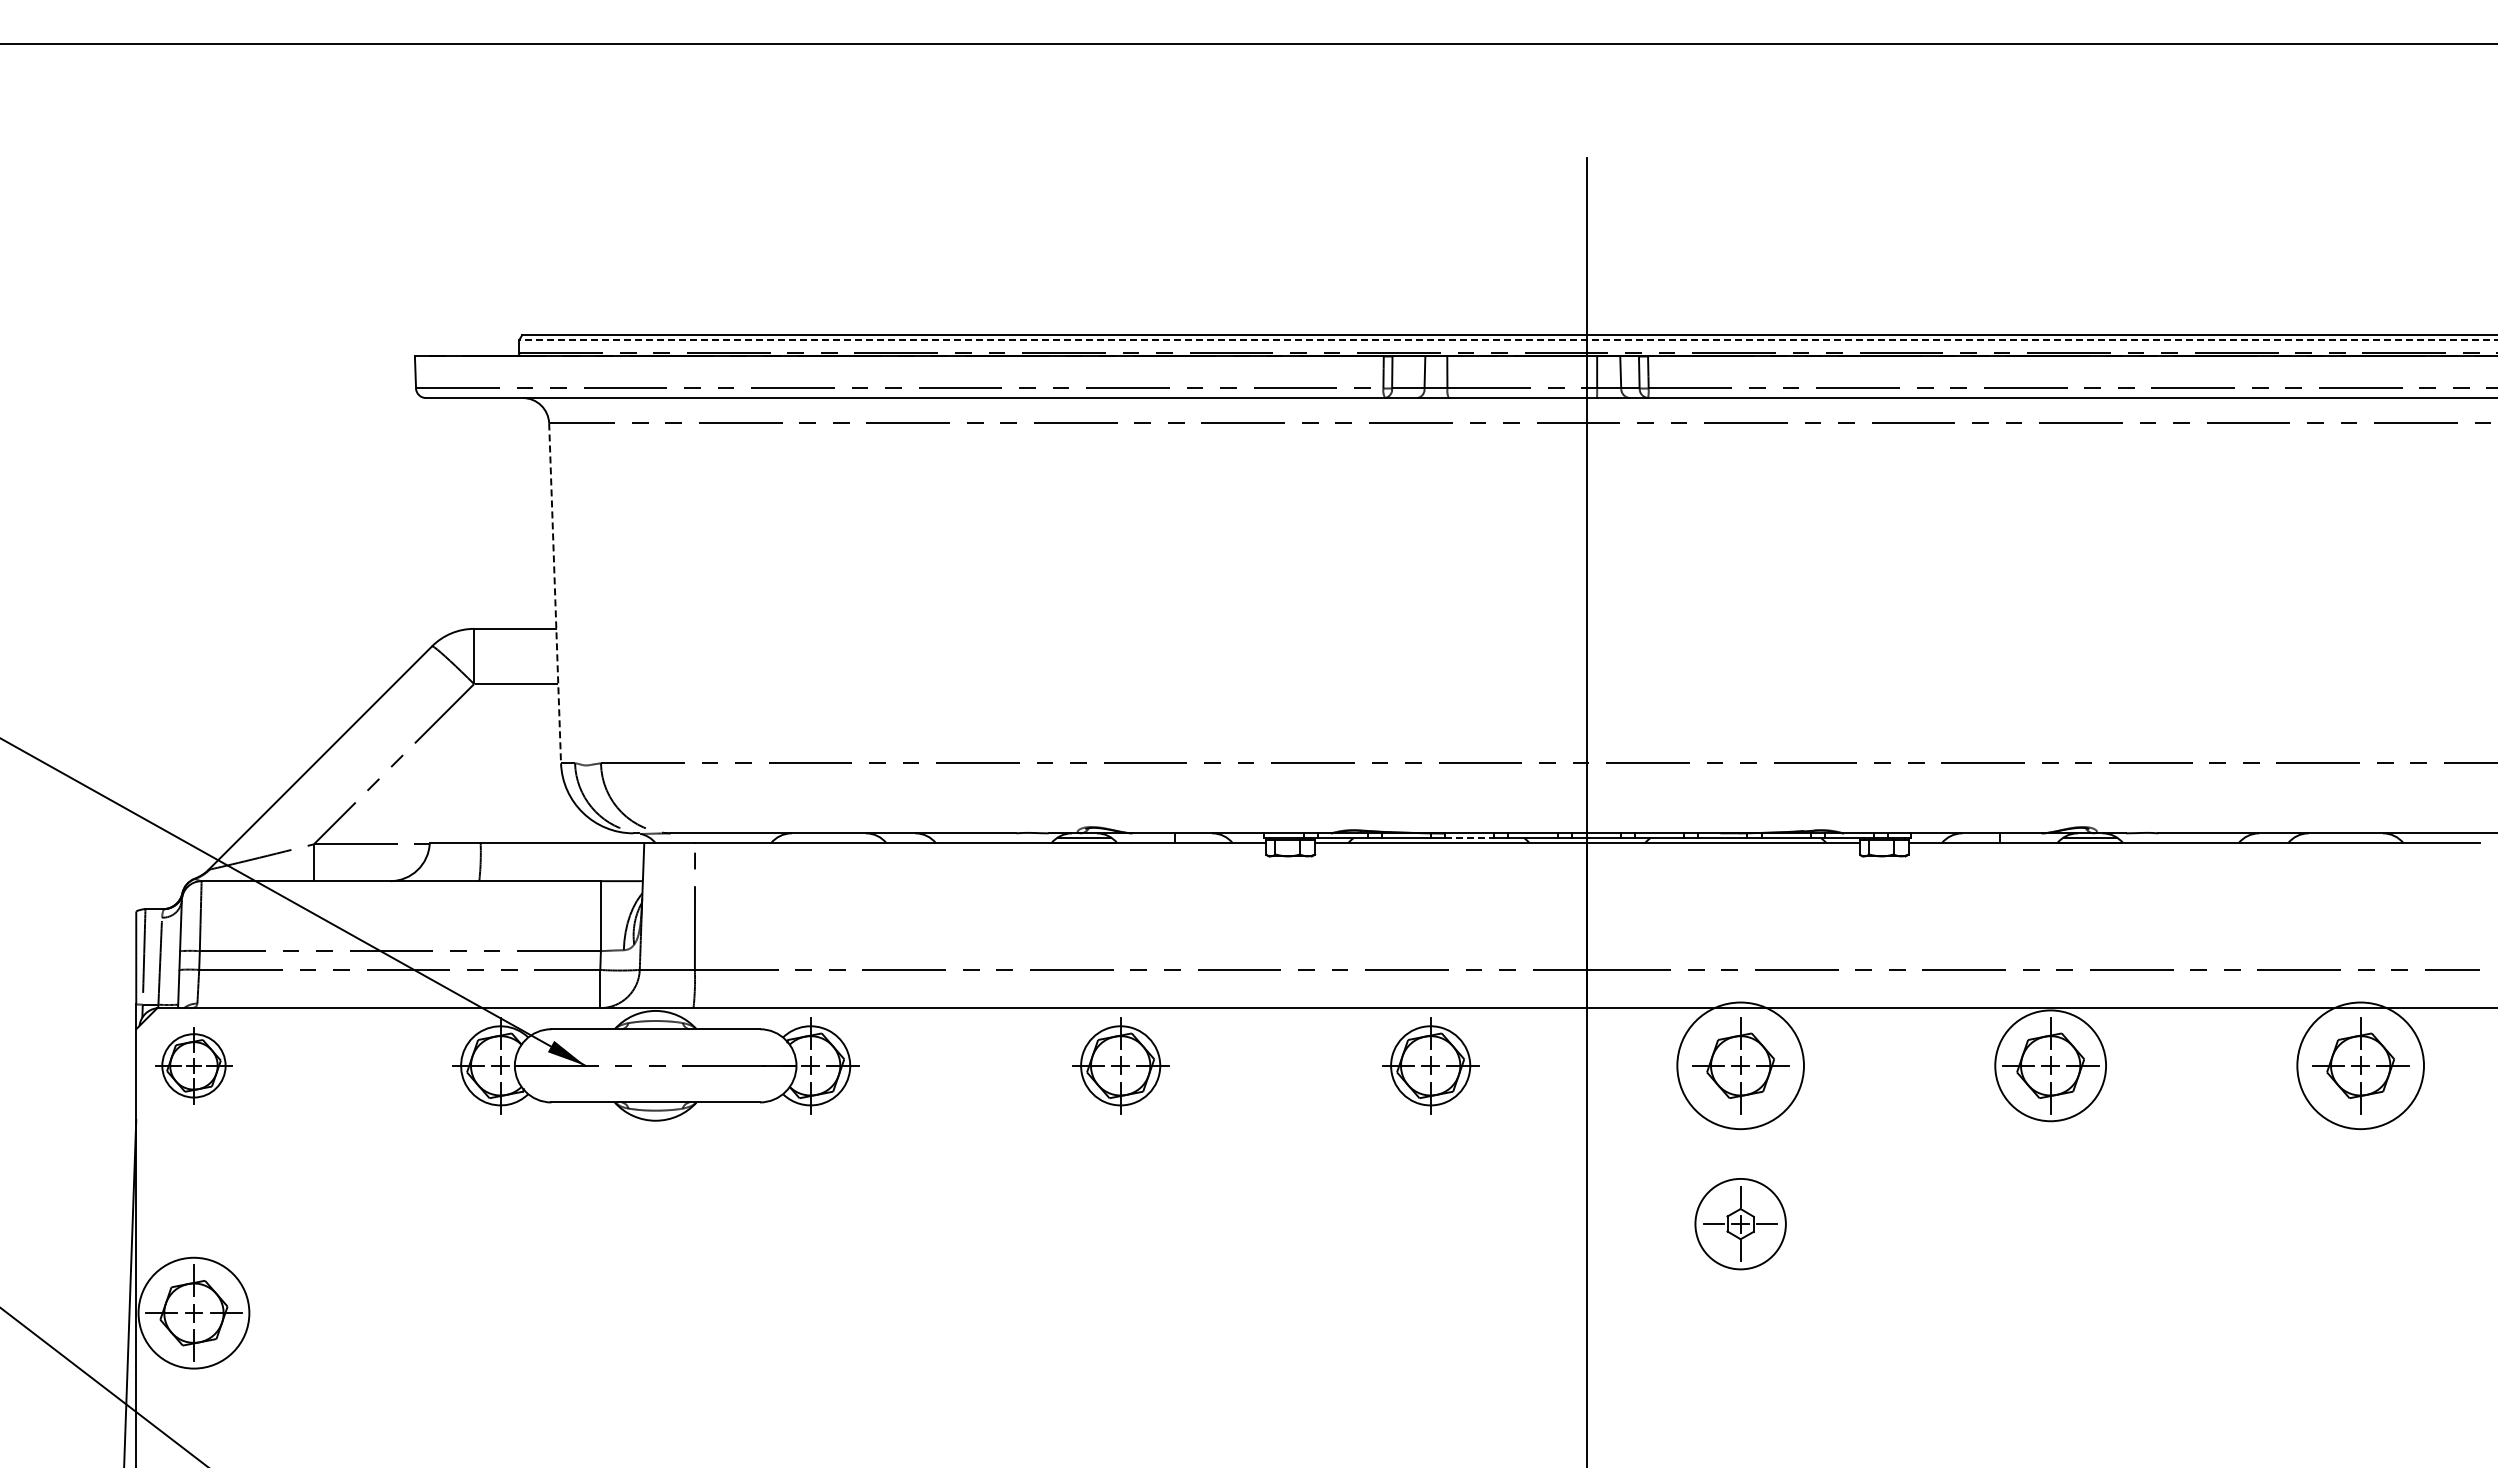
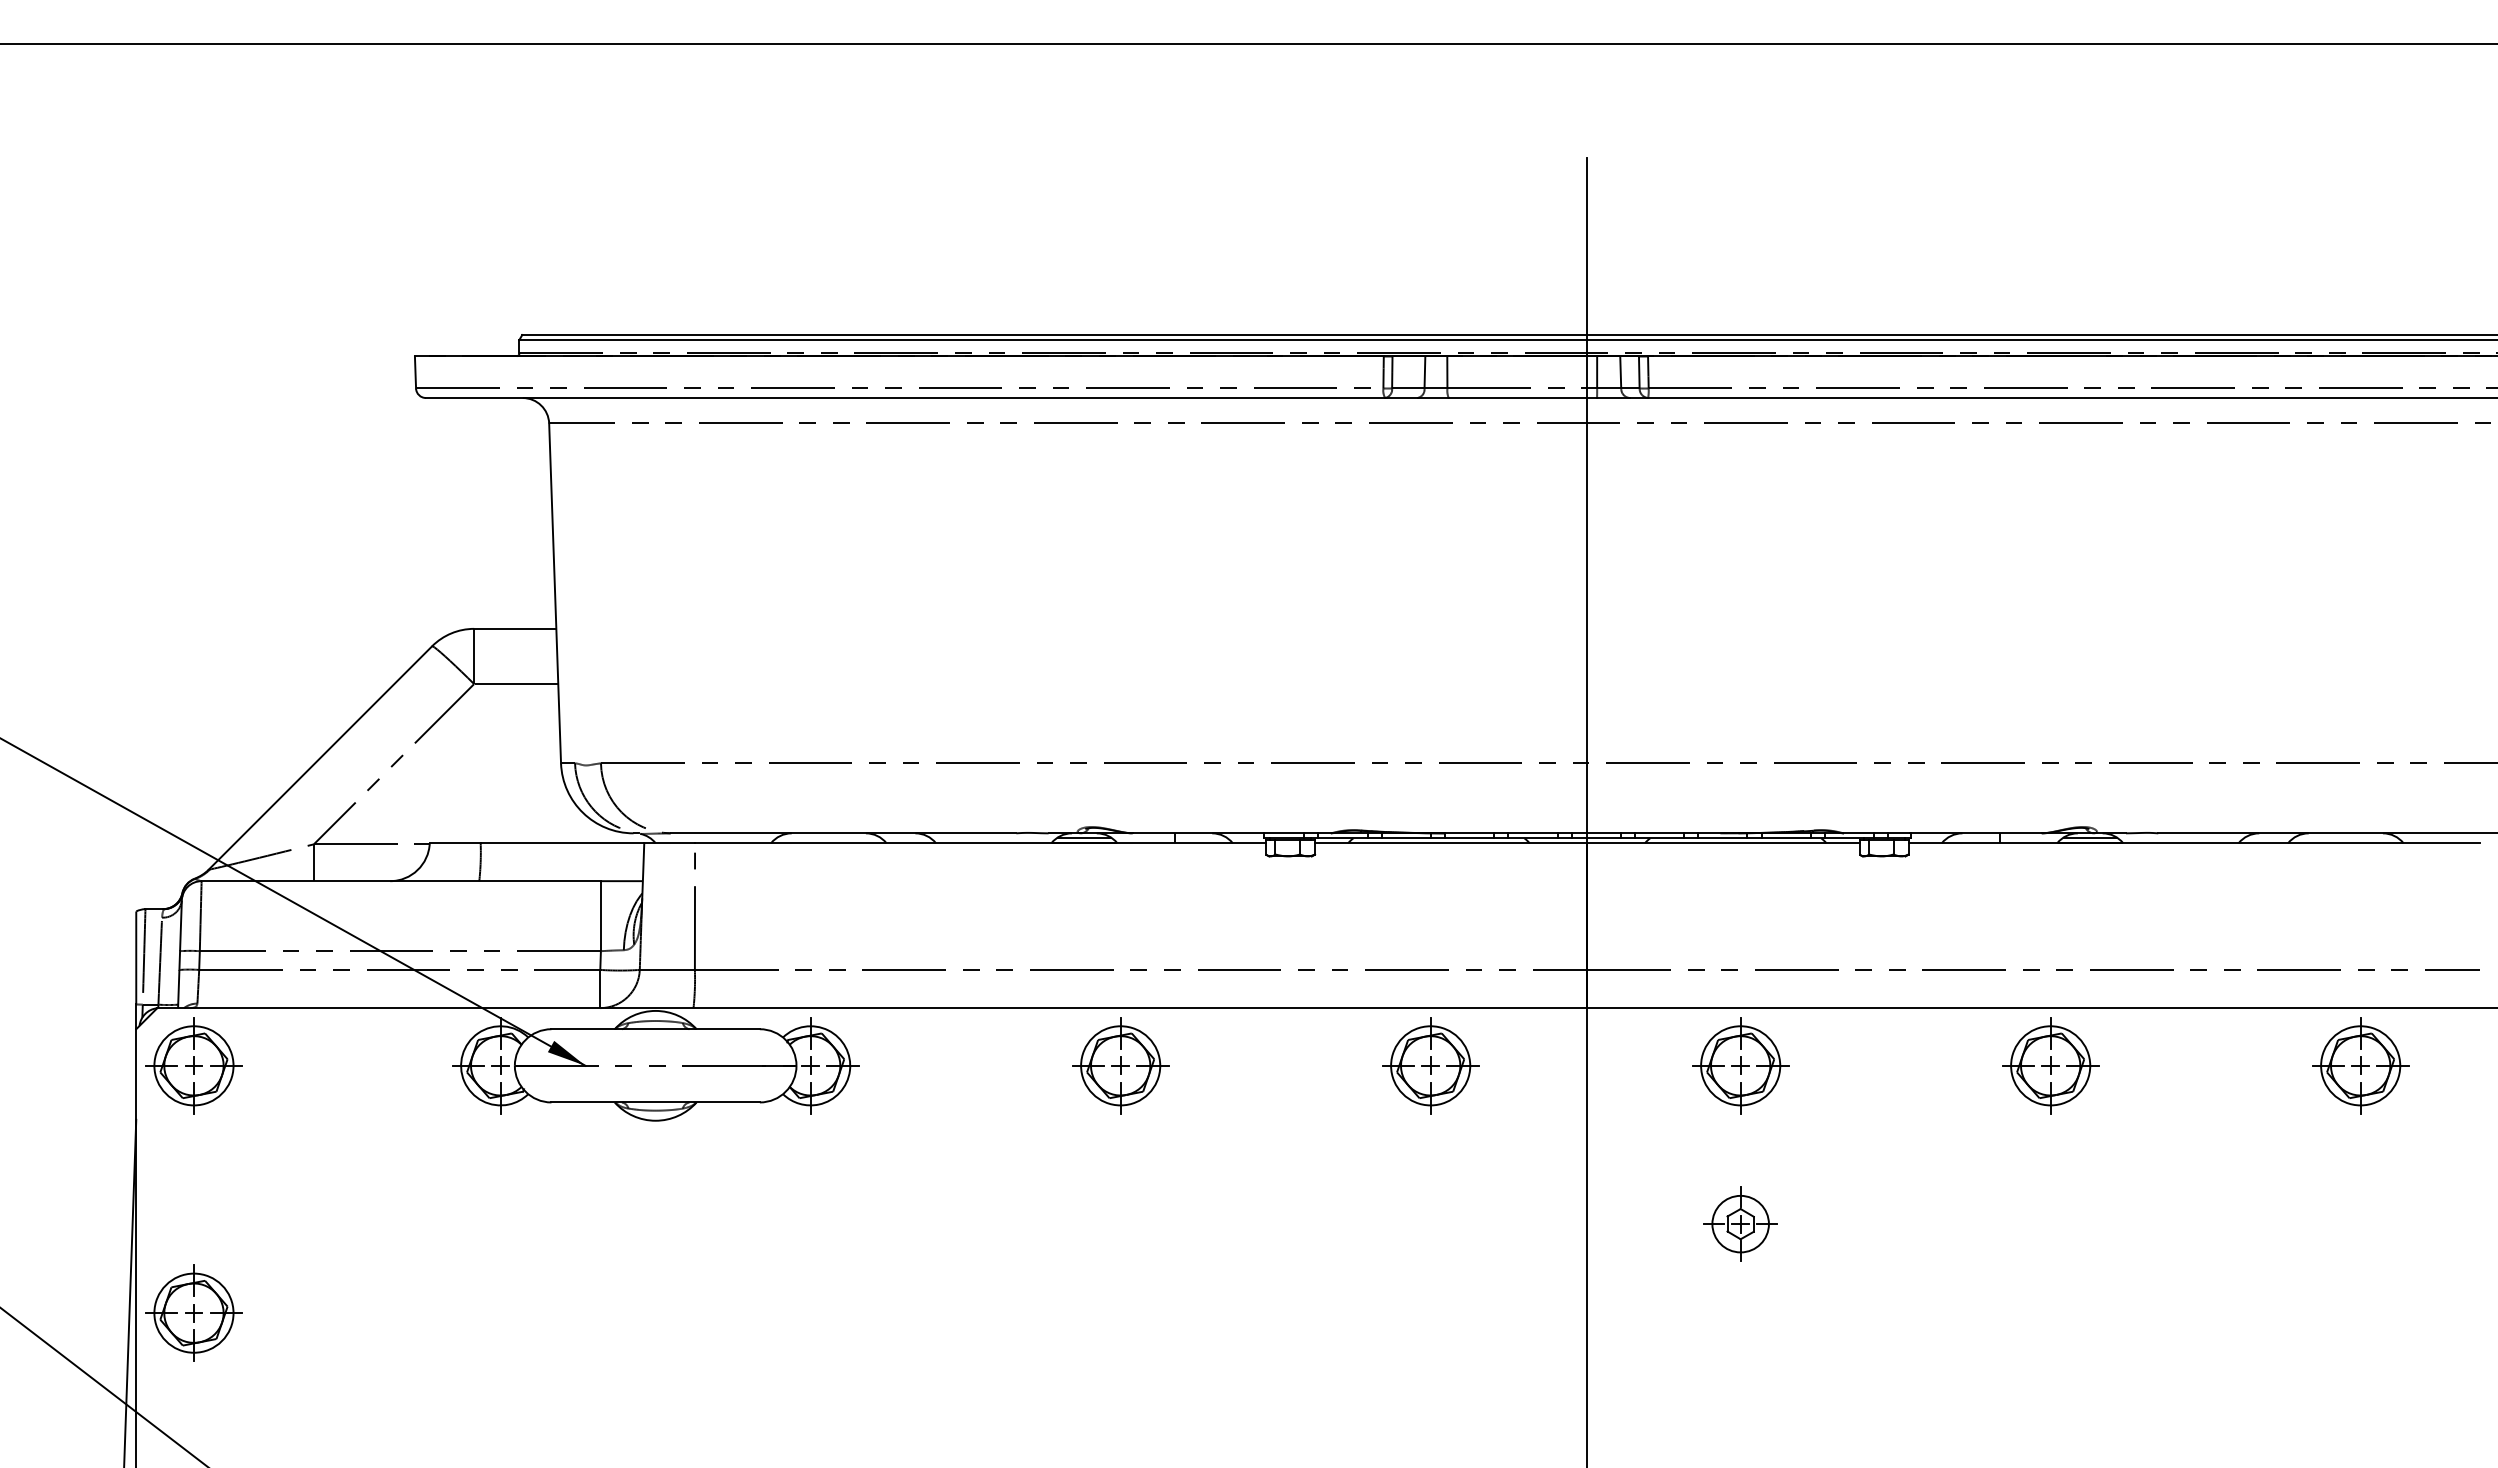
line: dashed -> solid (1508, 339)
line: dashed -> solid (555, 593)
line: dashed -> solid (1469, 838)
part size: 78x78 px -> 98x98 px (193, 1065)
circle diameter: 127 px -> 79 px (1740, 1065)
circle diameter: 111 px -> 79 px (2050, 1065)
circle diameter: 127 px -> 79 px (2360, 1065)
circle diameter: 90 px -> 57 px (1740, 1223)
circle diameter: 111 px -> 79 px (193, 1312)
